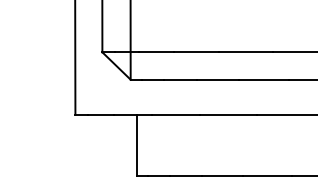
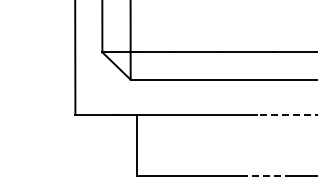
line: solid -> dashed (287, 114)
line: solid -> dashed (267, 176)
